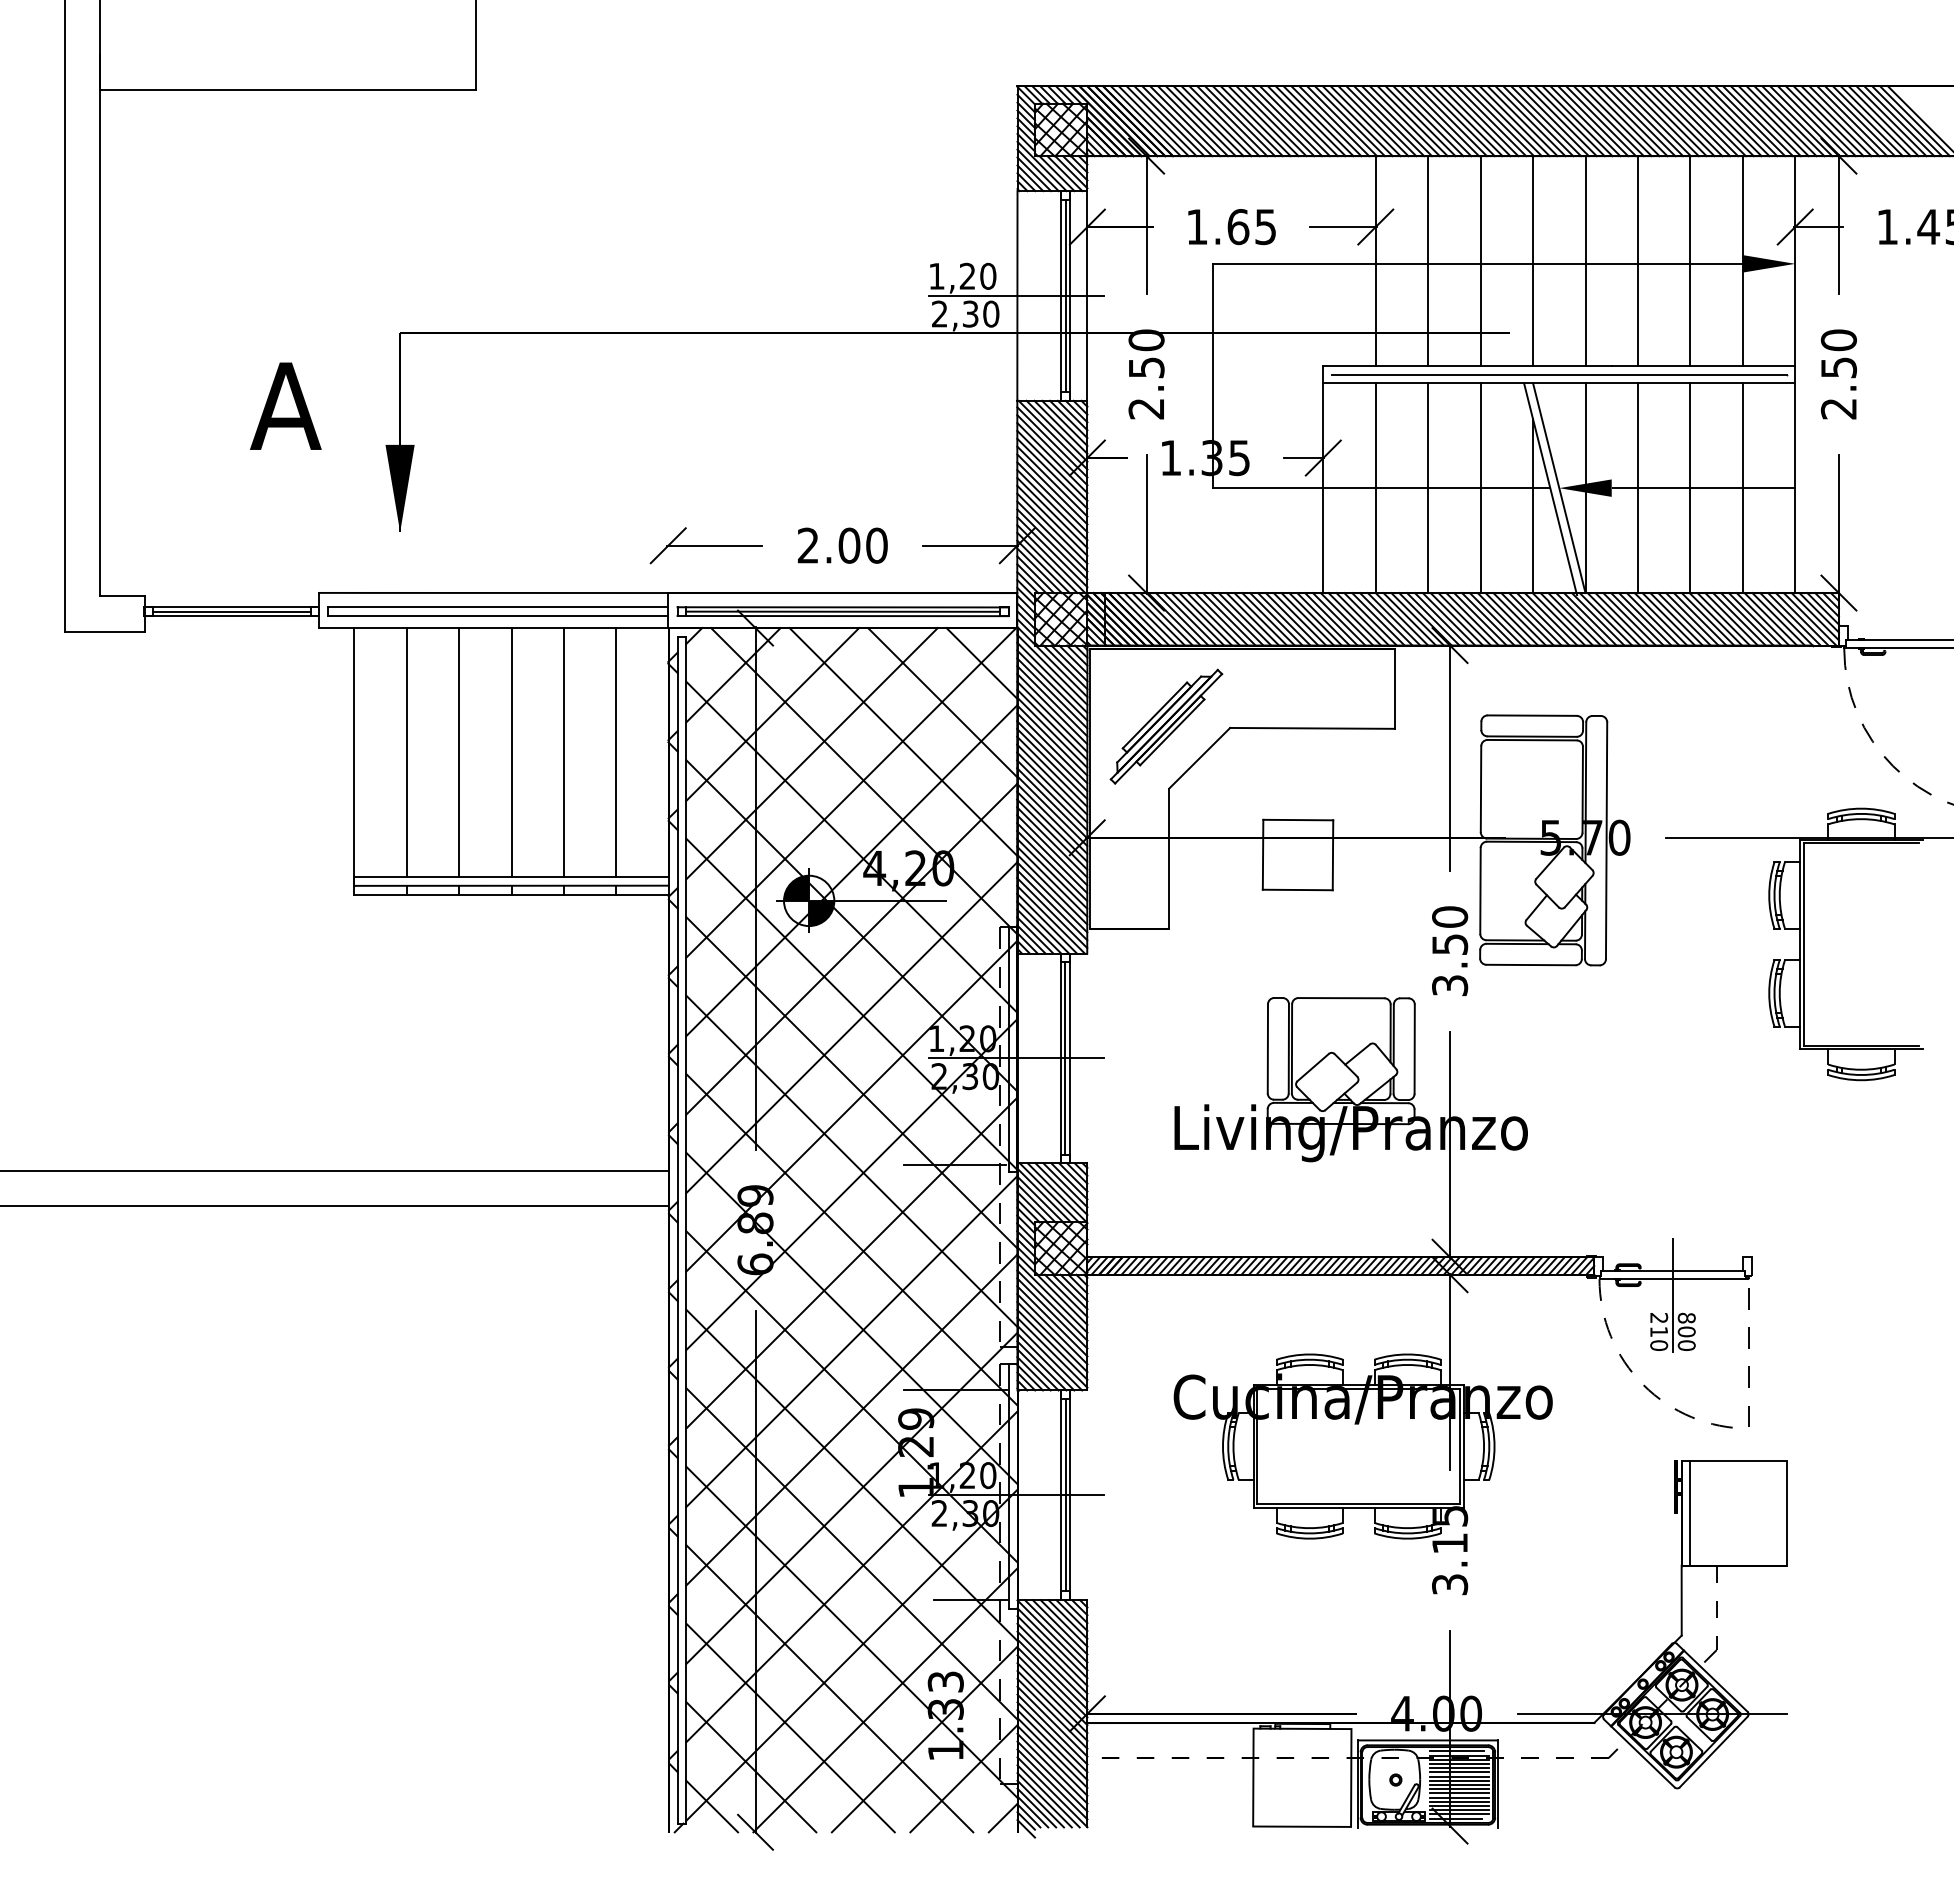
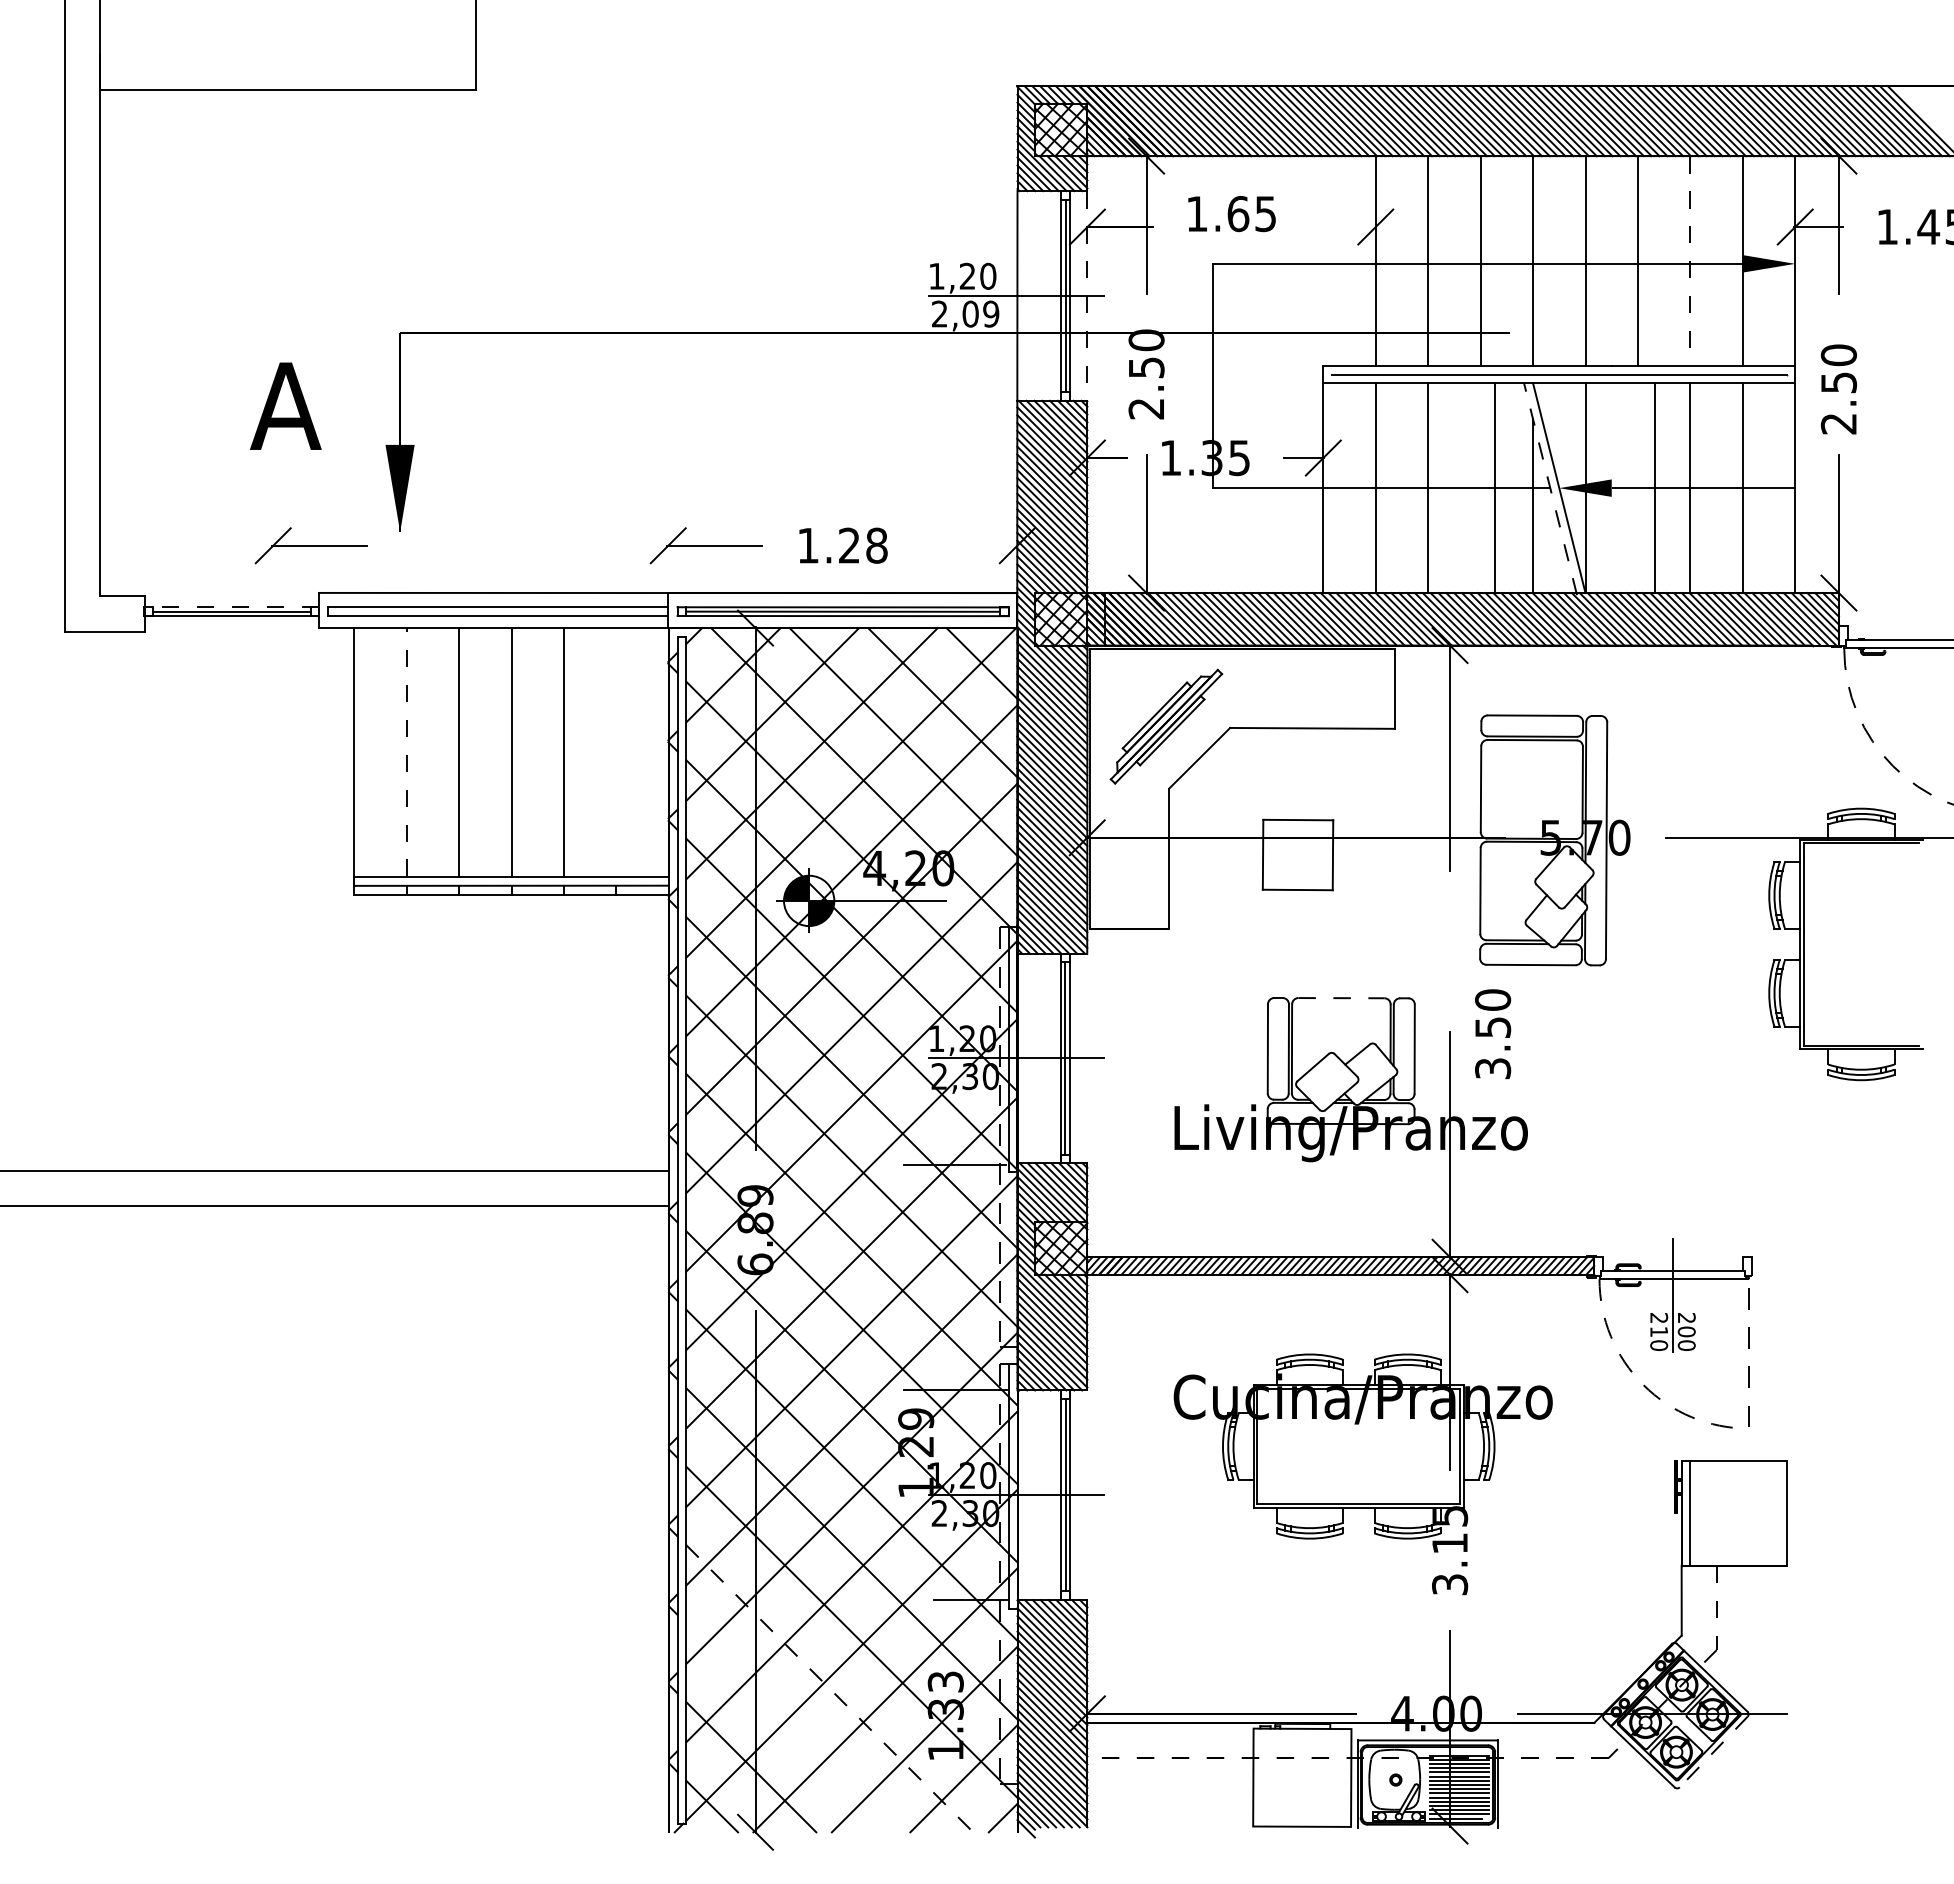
text position: (1231, 227) -> (1231, 214) (1231, 214)
line: present -> none (1343, 227)
line: solid -> dashed (1690, 260)
line: solid -> dashed (1087, 295)
text: 2,30 -> 2,09 (980, 313)
text position: (1838, 374) -> (1838, 389) (1838, 389)
line position: (1480, 488) -> (1494, 488) (1494, 488)
line: solid -> dashed (1550, 488)
line position: (1637, 488) -> (1654, 488) (1654, 488)
part: none -> present (310, 545)
text: 2.00 -> 1.28 (842, 545)
line: present -> none (970, 545)
line: solid -> dashed (231, 607)
line: solid -> dashed (406, 752)
line: present -> none (616, 752)
text position: (1450, 951) -> (1493, 1034) (1493, 1034)
line: solid -> dashed (1341, 998)
text: 800 -> 200 (1686, 1317)
line: solid -> dashed (829, 1688)
line: present -> none (790, 1727)
line: present -> none (1457, 1751)
line: solid -> dashed (1713, 1752)
